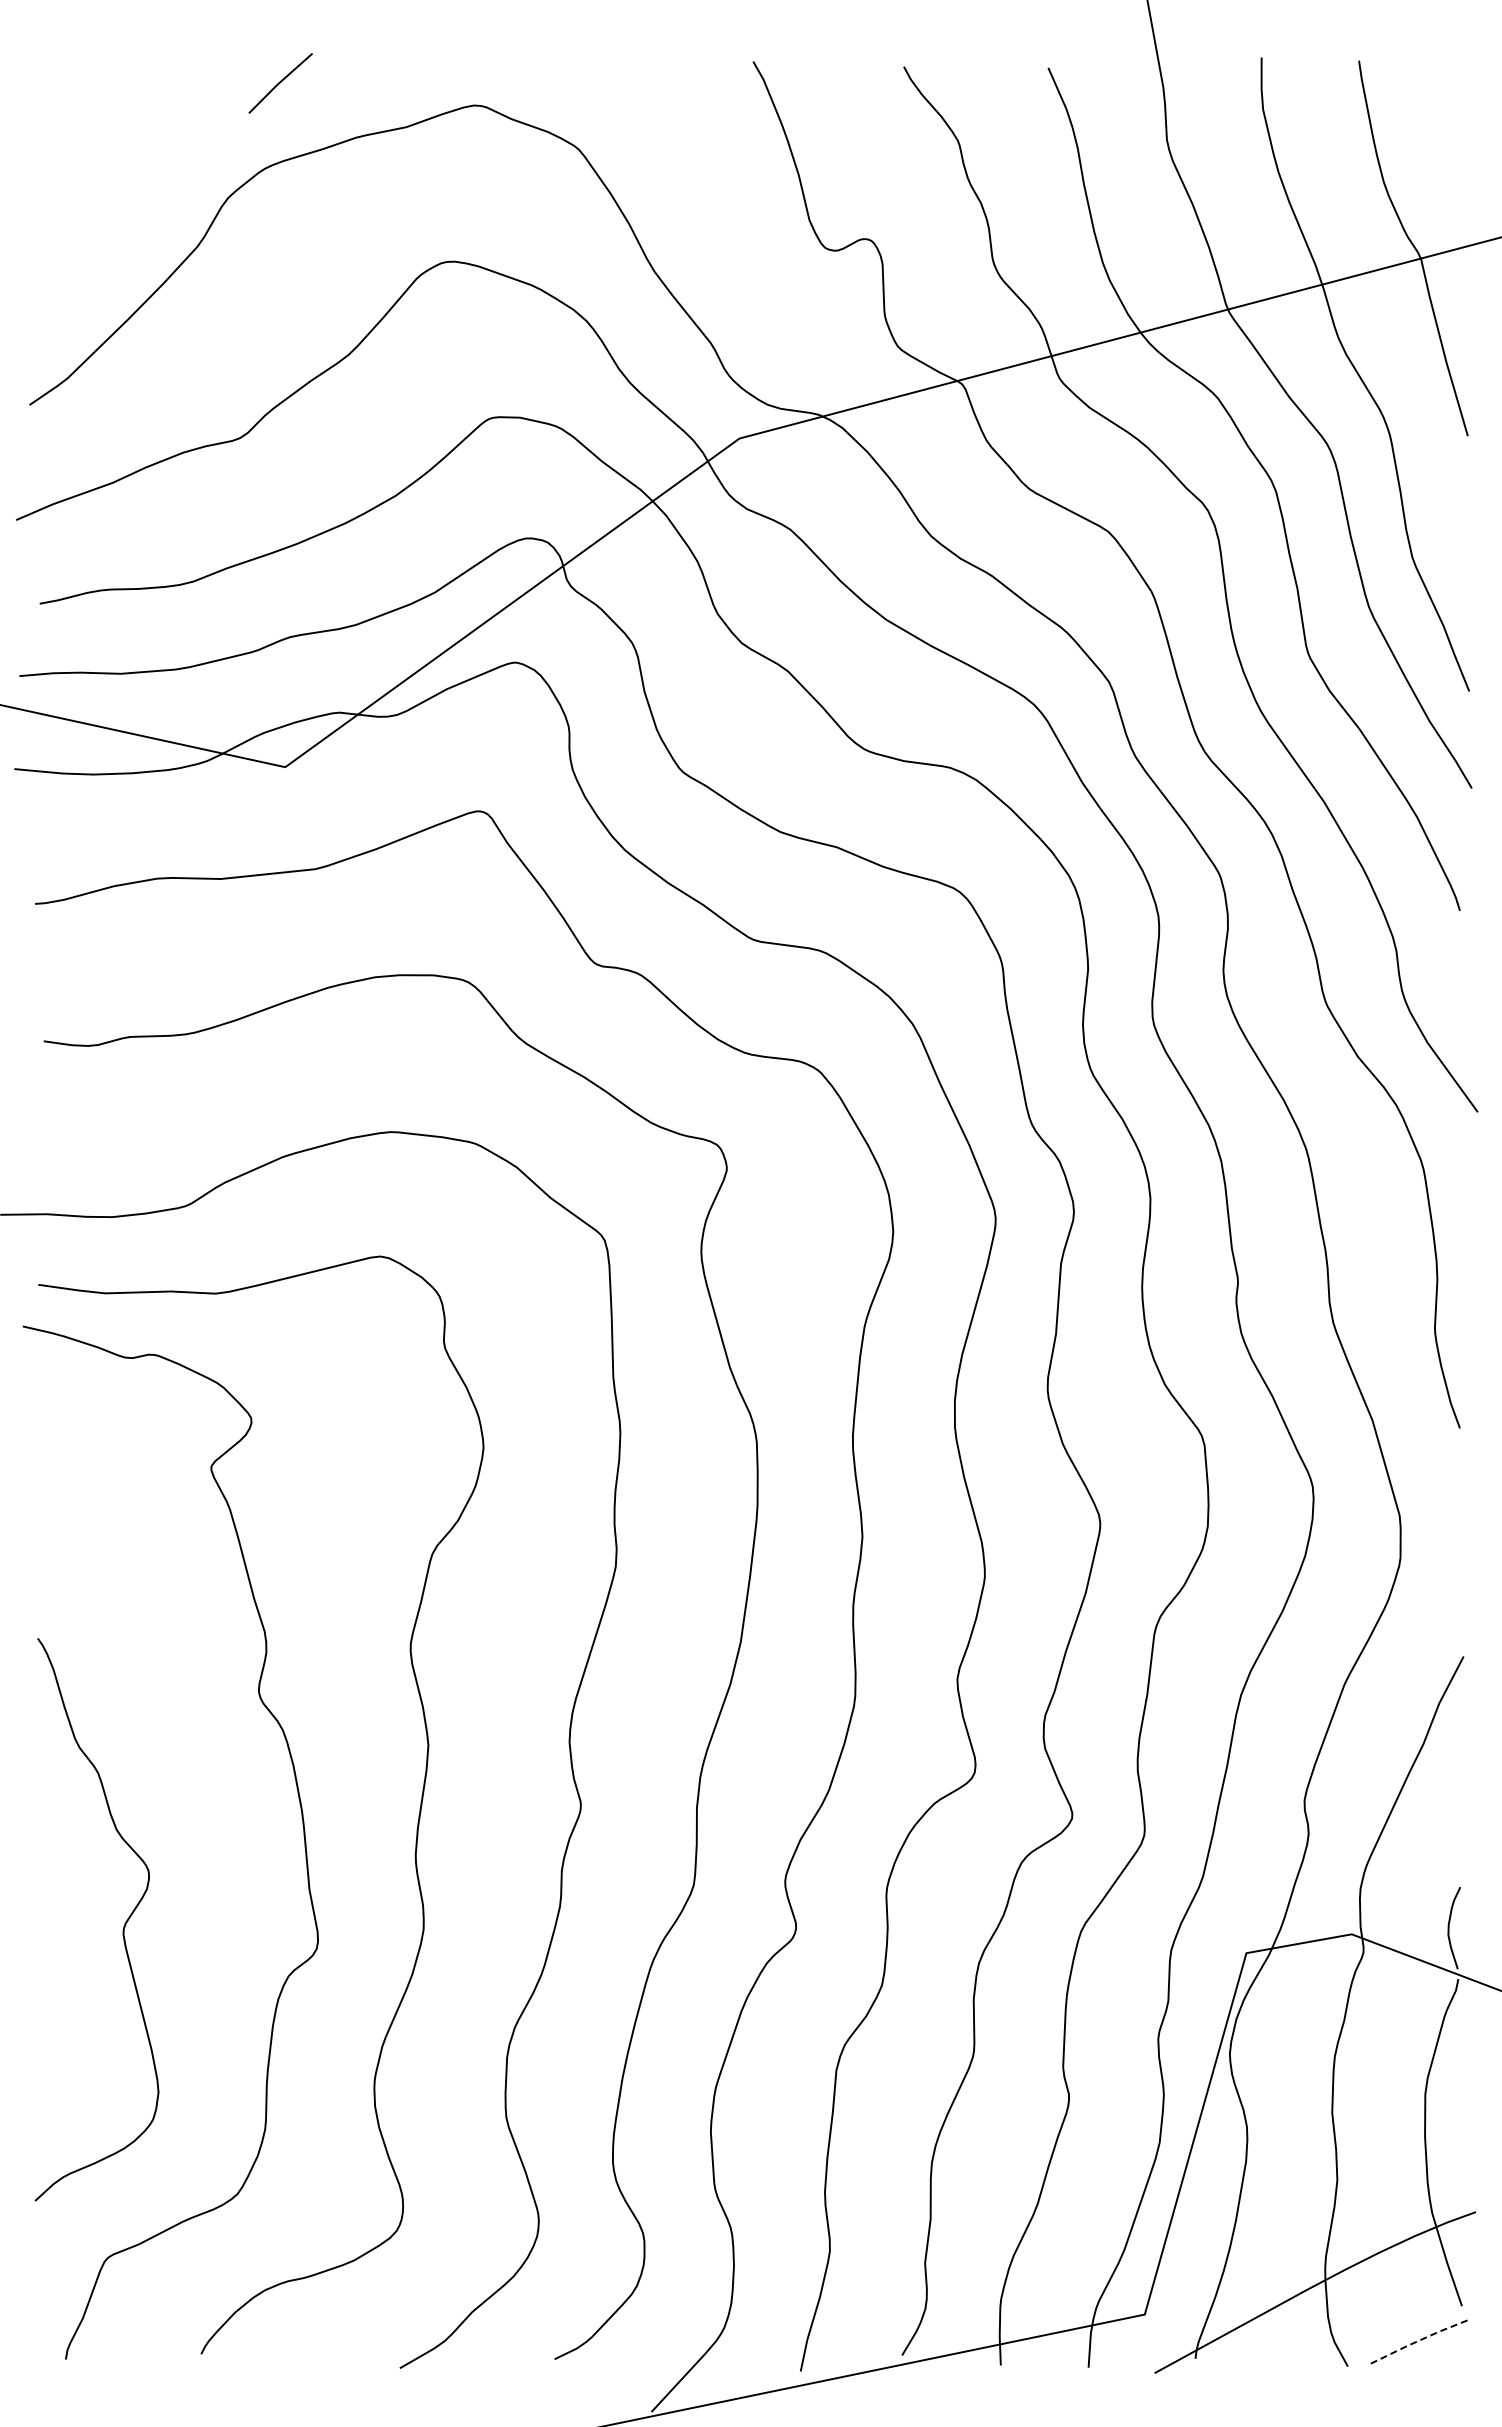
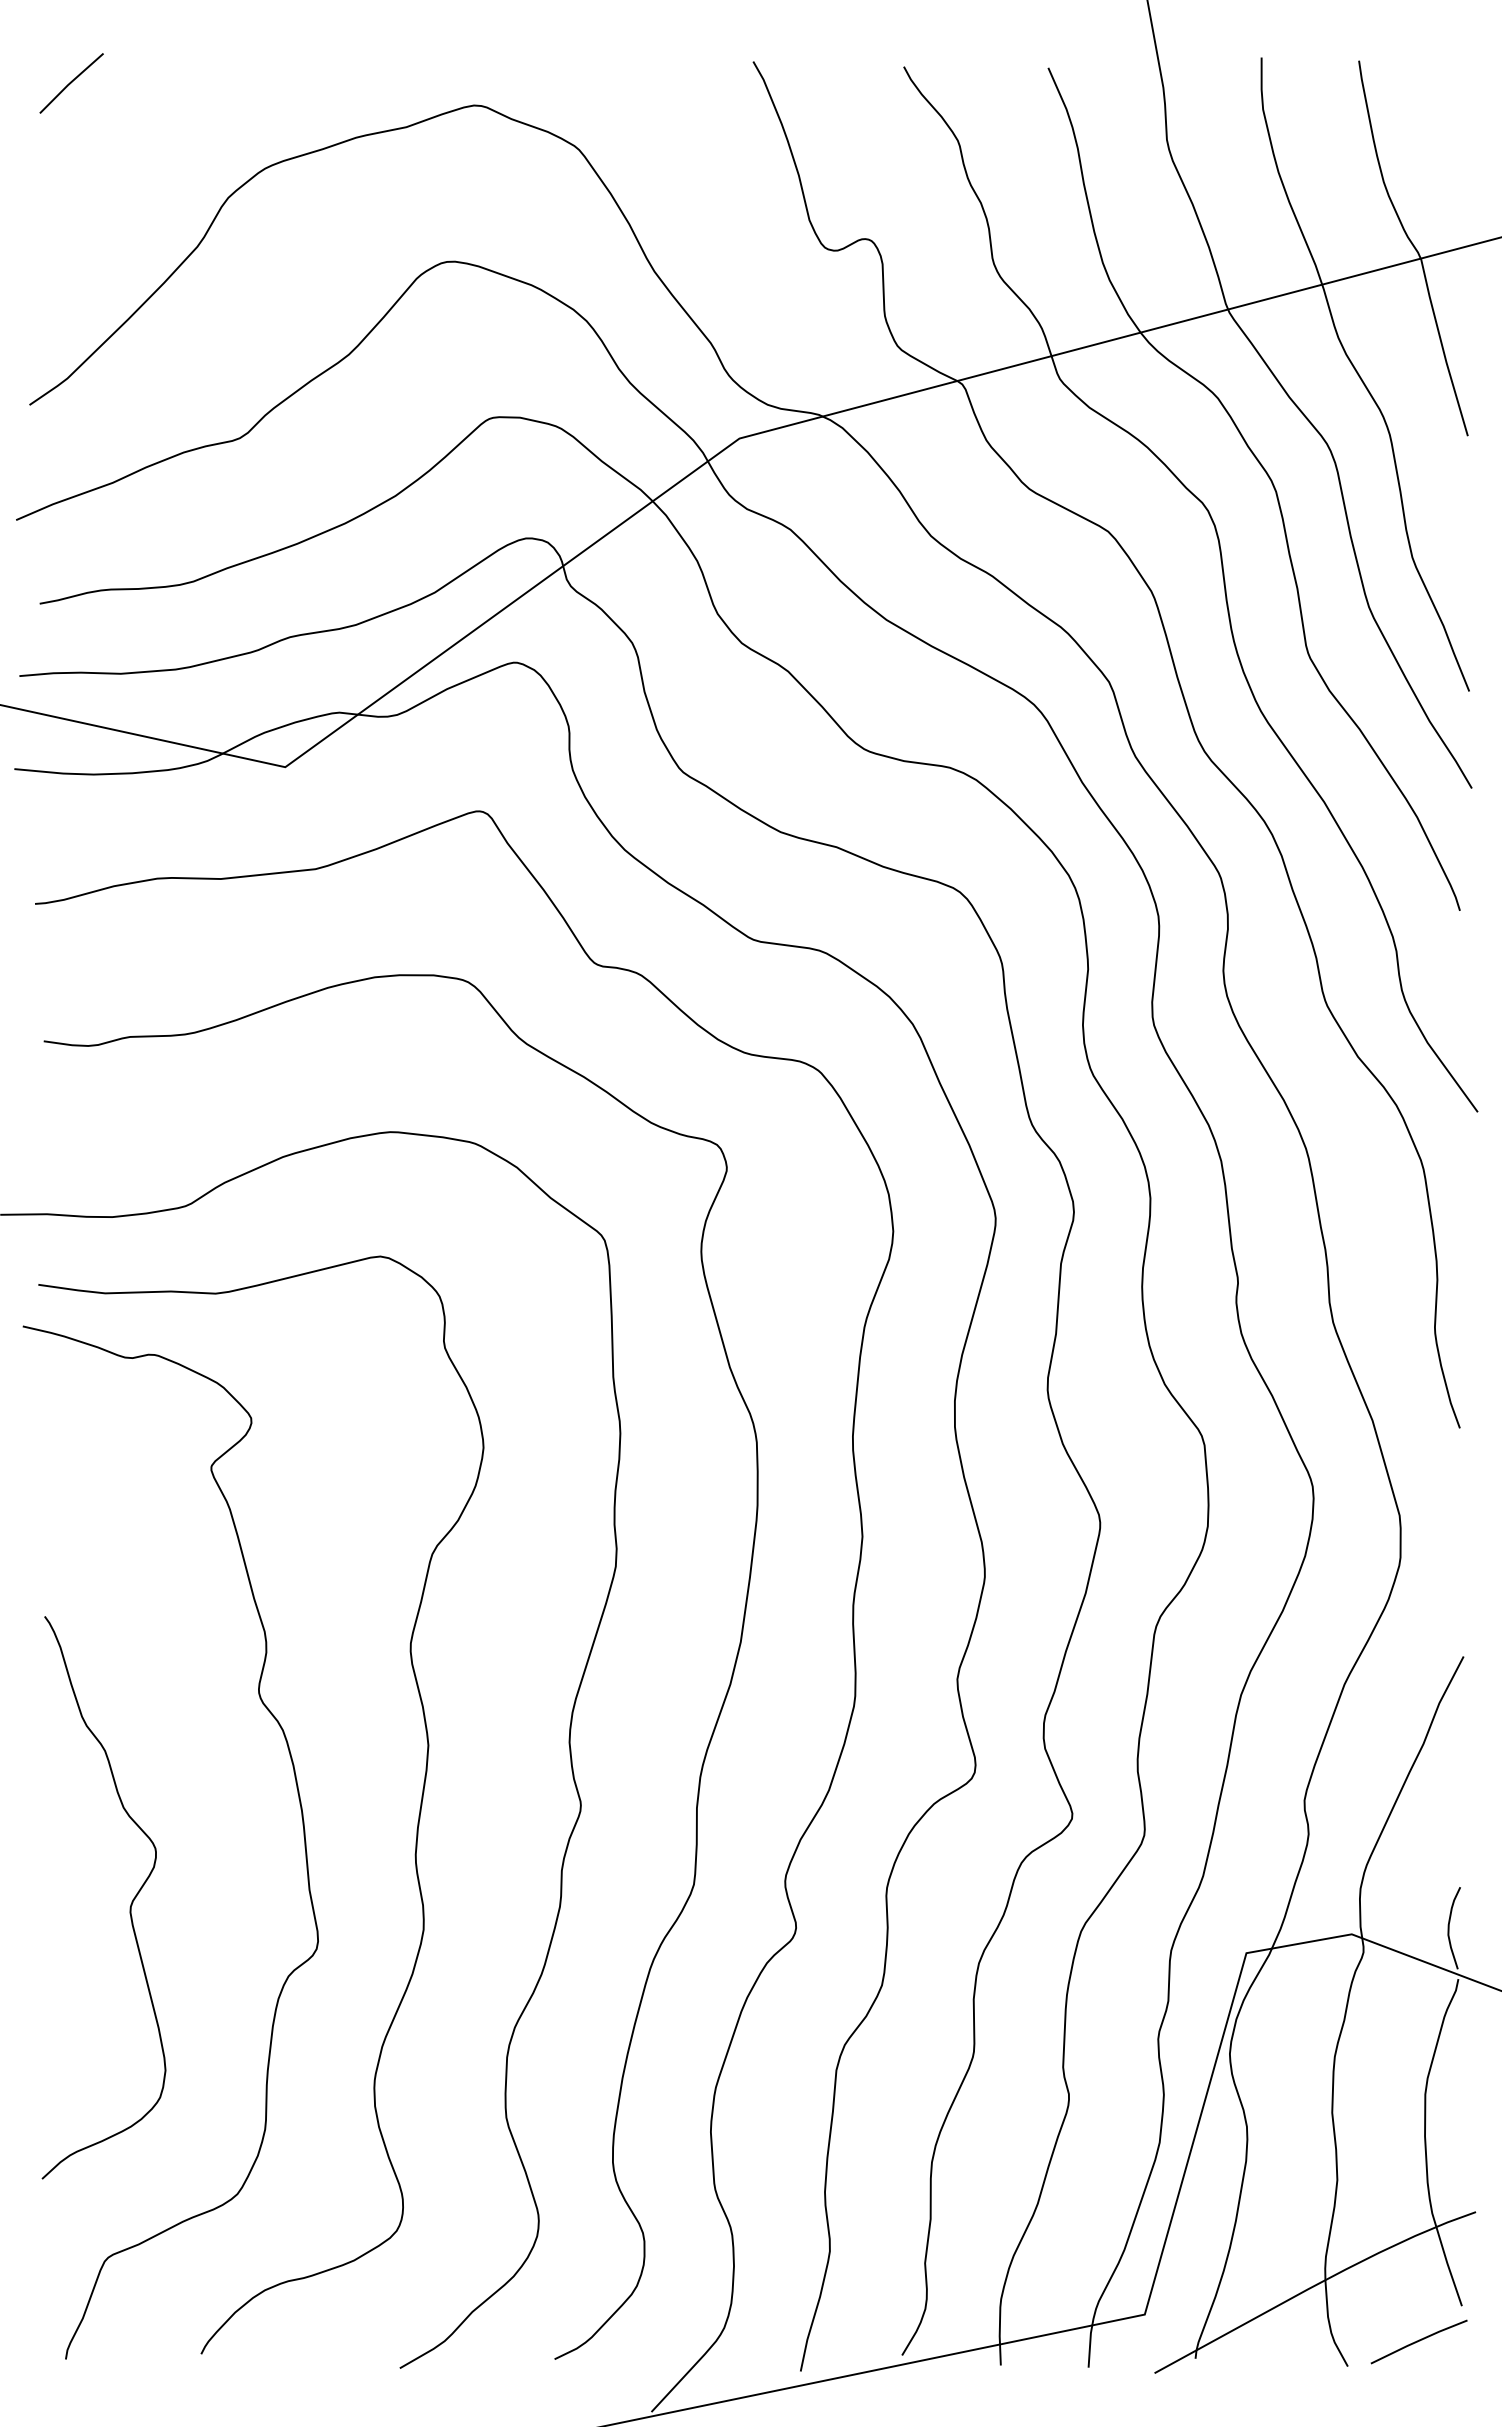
line position: (280, 83) -> (71, 83) (71, 83)
curve position: (122, 1929) -> (129, 1907) (129, 1907)
line: dashed -> solid (1418, 2340)
